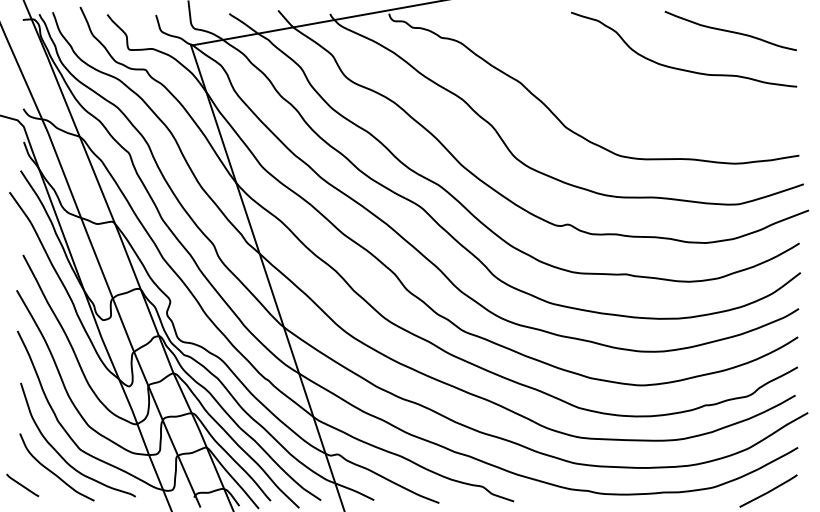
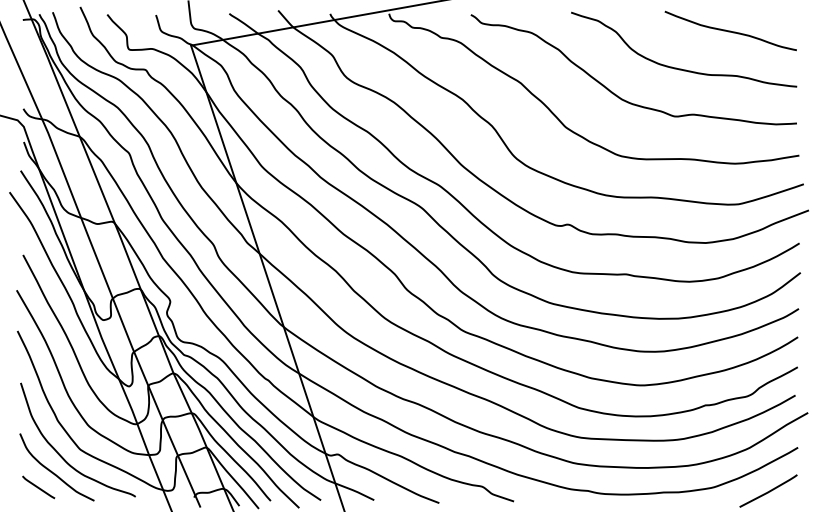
curve: none -> present (615, 93)
line position: (22, 485) -> (38, 487) (38, 487)
